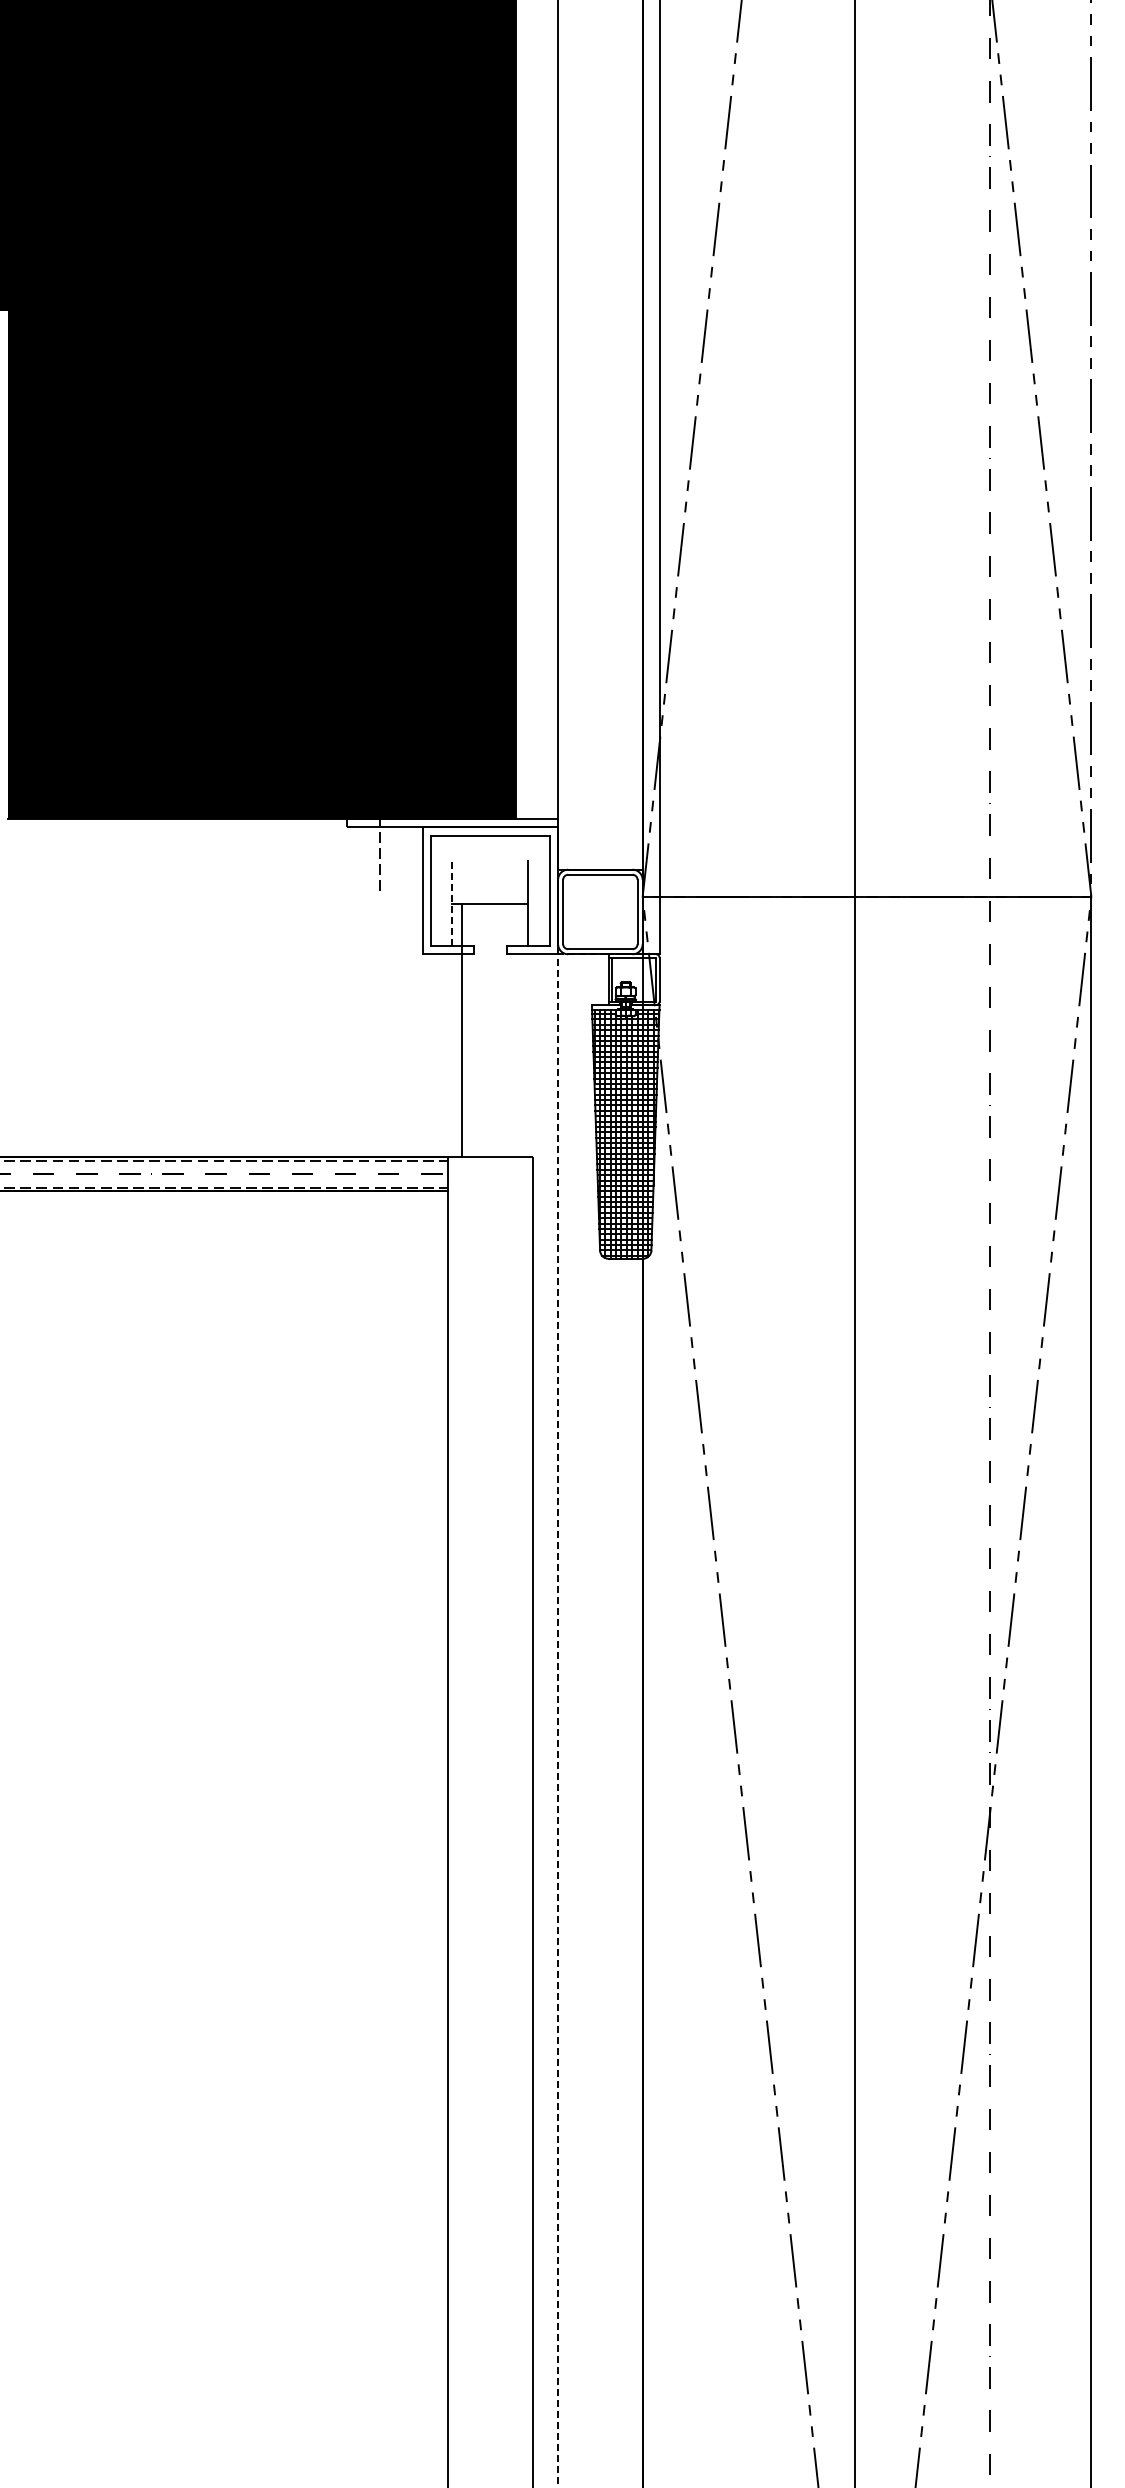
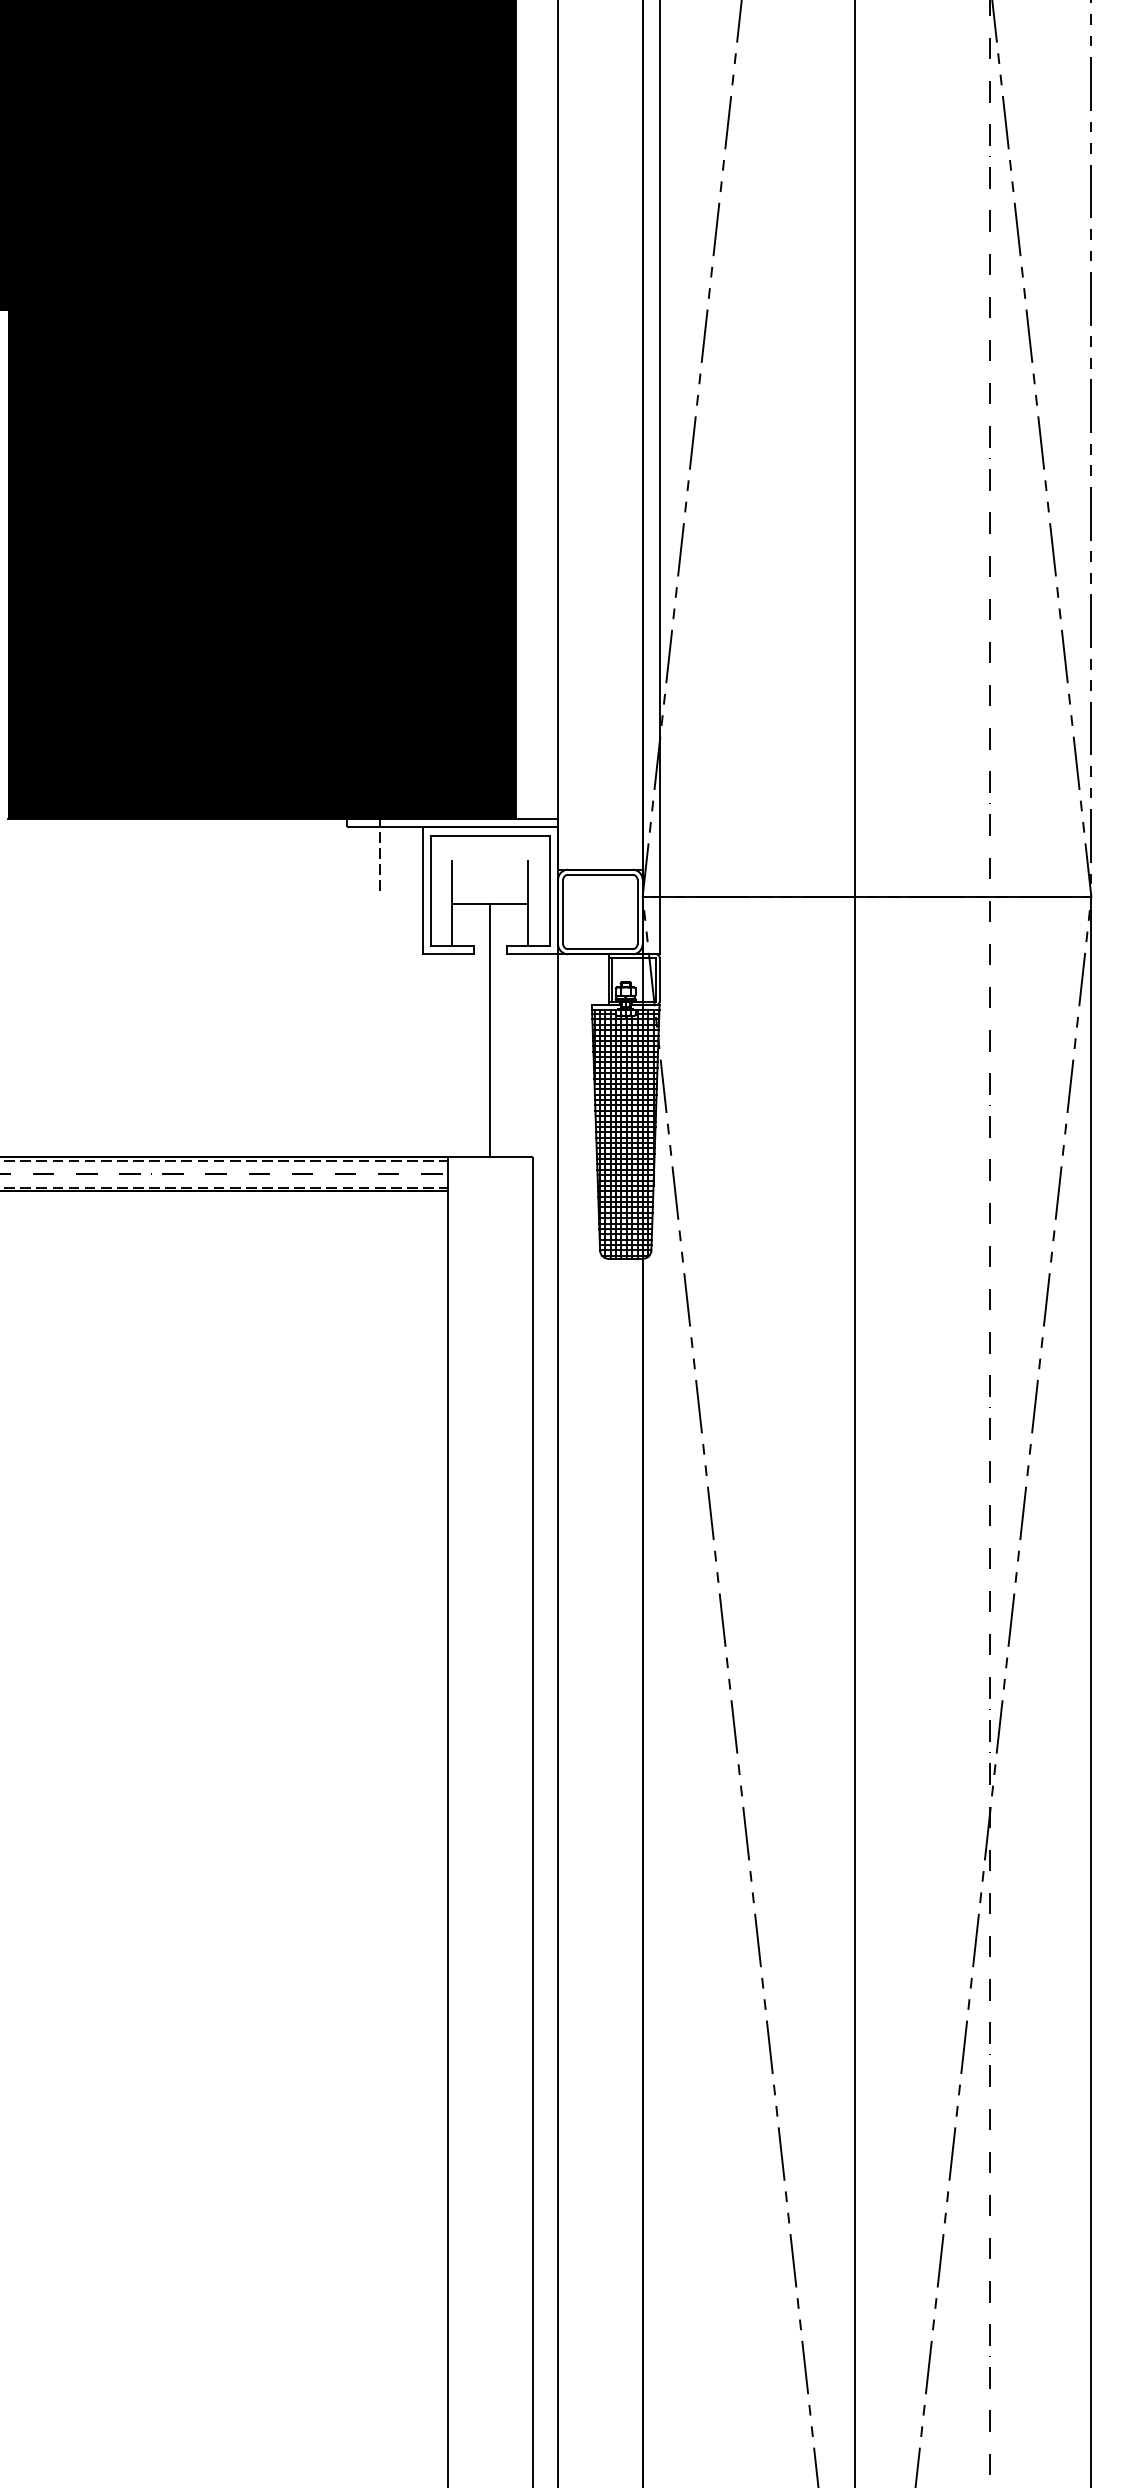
line: dashed -> solid (452, 903)
line position: (462, 1030) -> (490, 1030) (490, 1030)
line: dashed -> solid (558, 1677)
